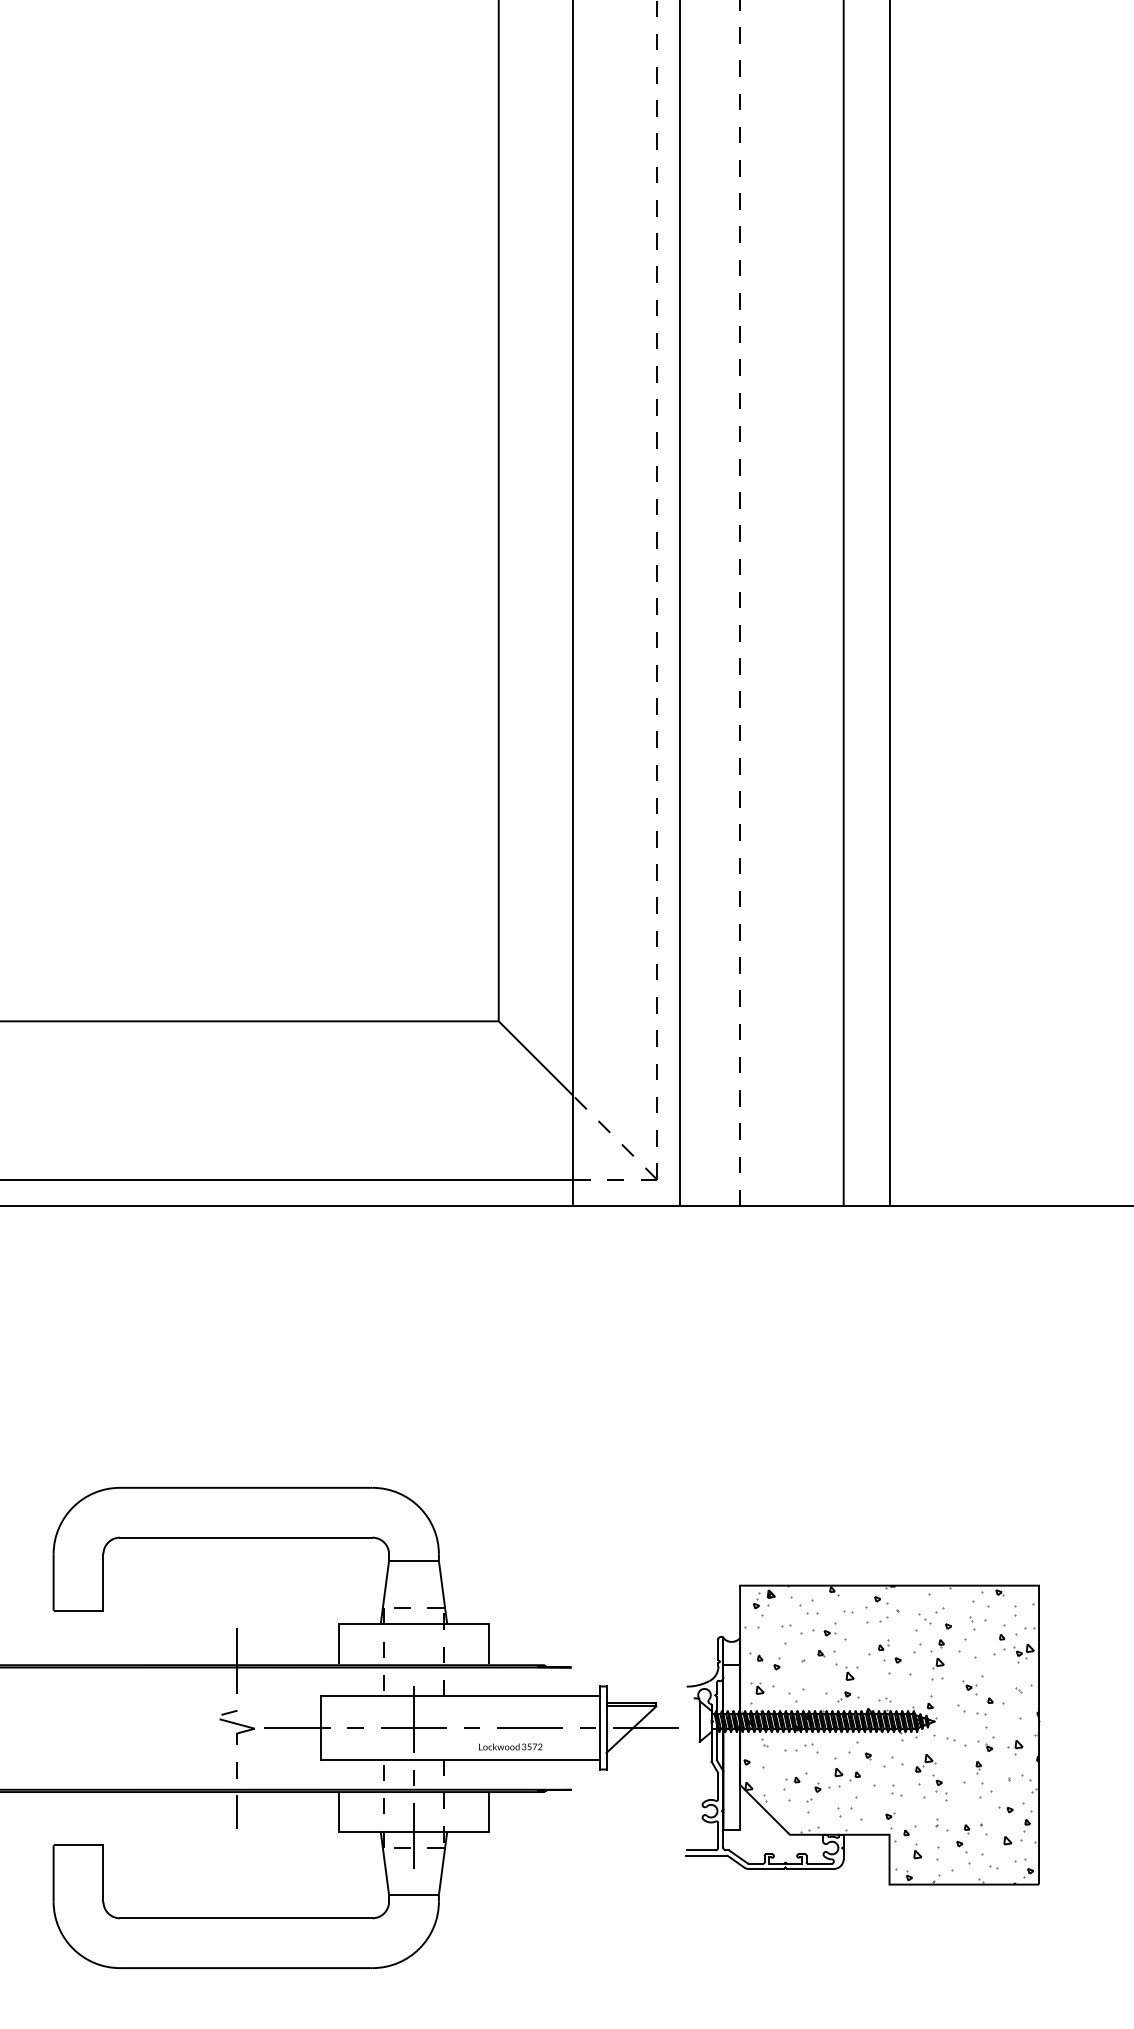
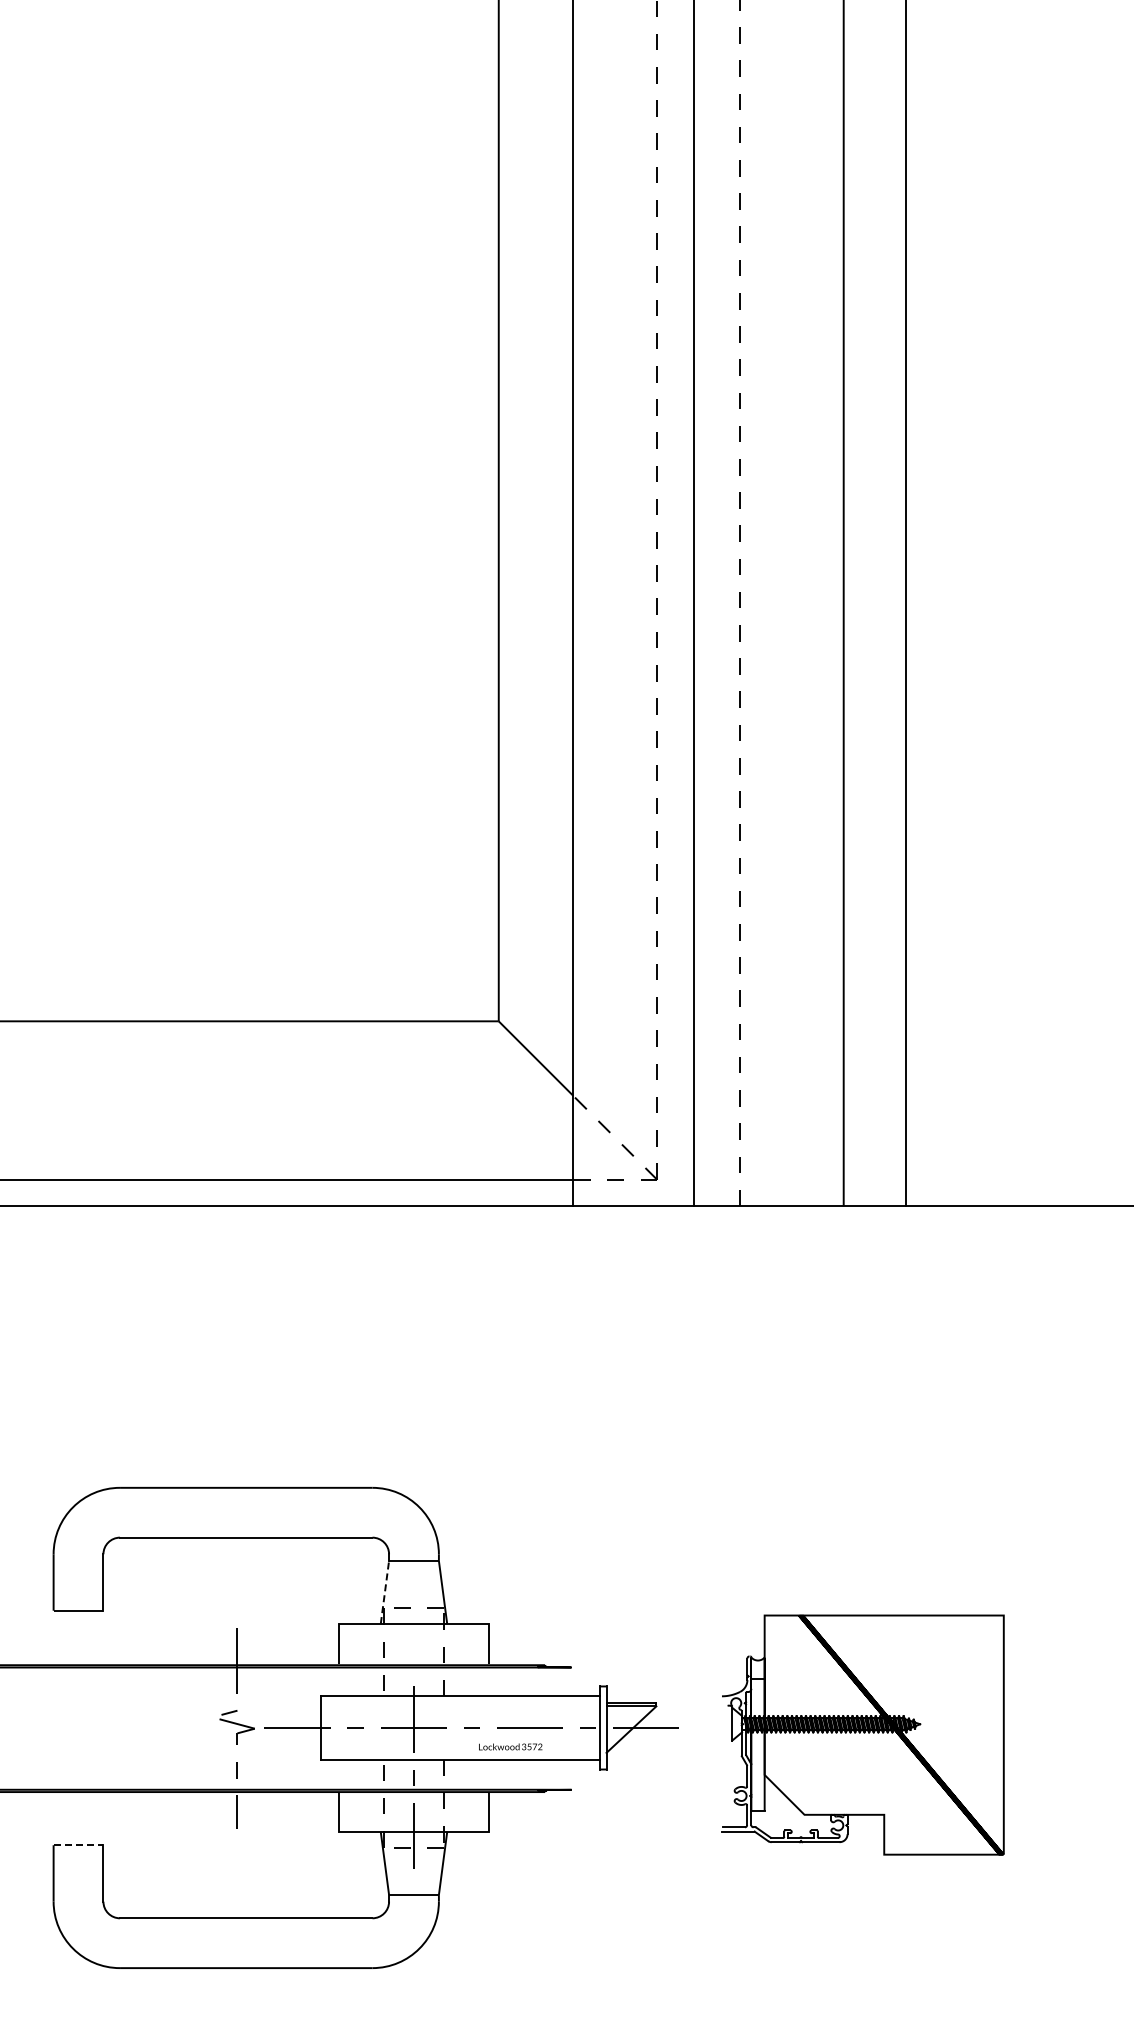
line position: (680, 604) -> (694, 604) (694, 604)
line position: (889, 604) -> (905, 604) (905, 604)
line: solid -> dashed (384, 1592)
part size: 356x302 px -> 284x242 px (862, 1734)
line: solid -> dashed (78, 1845)
